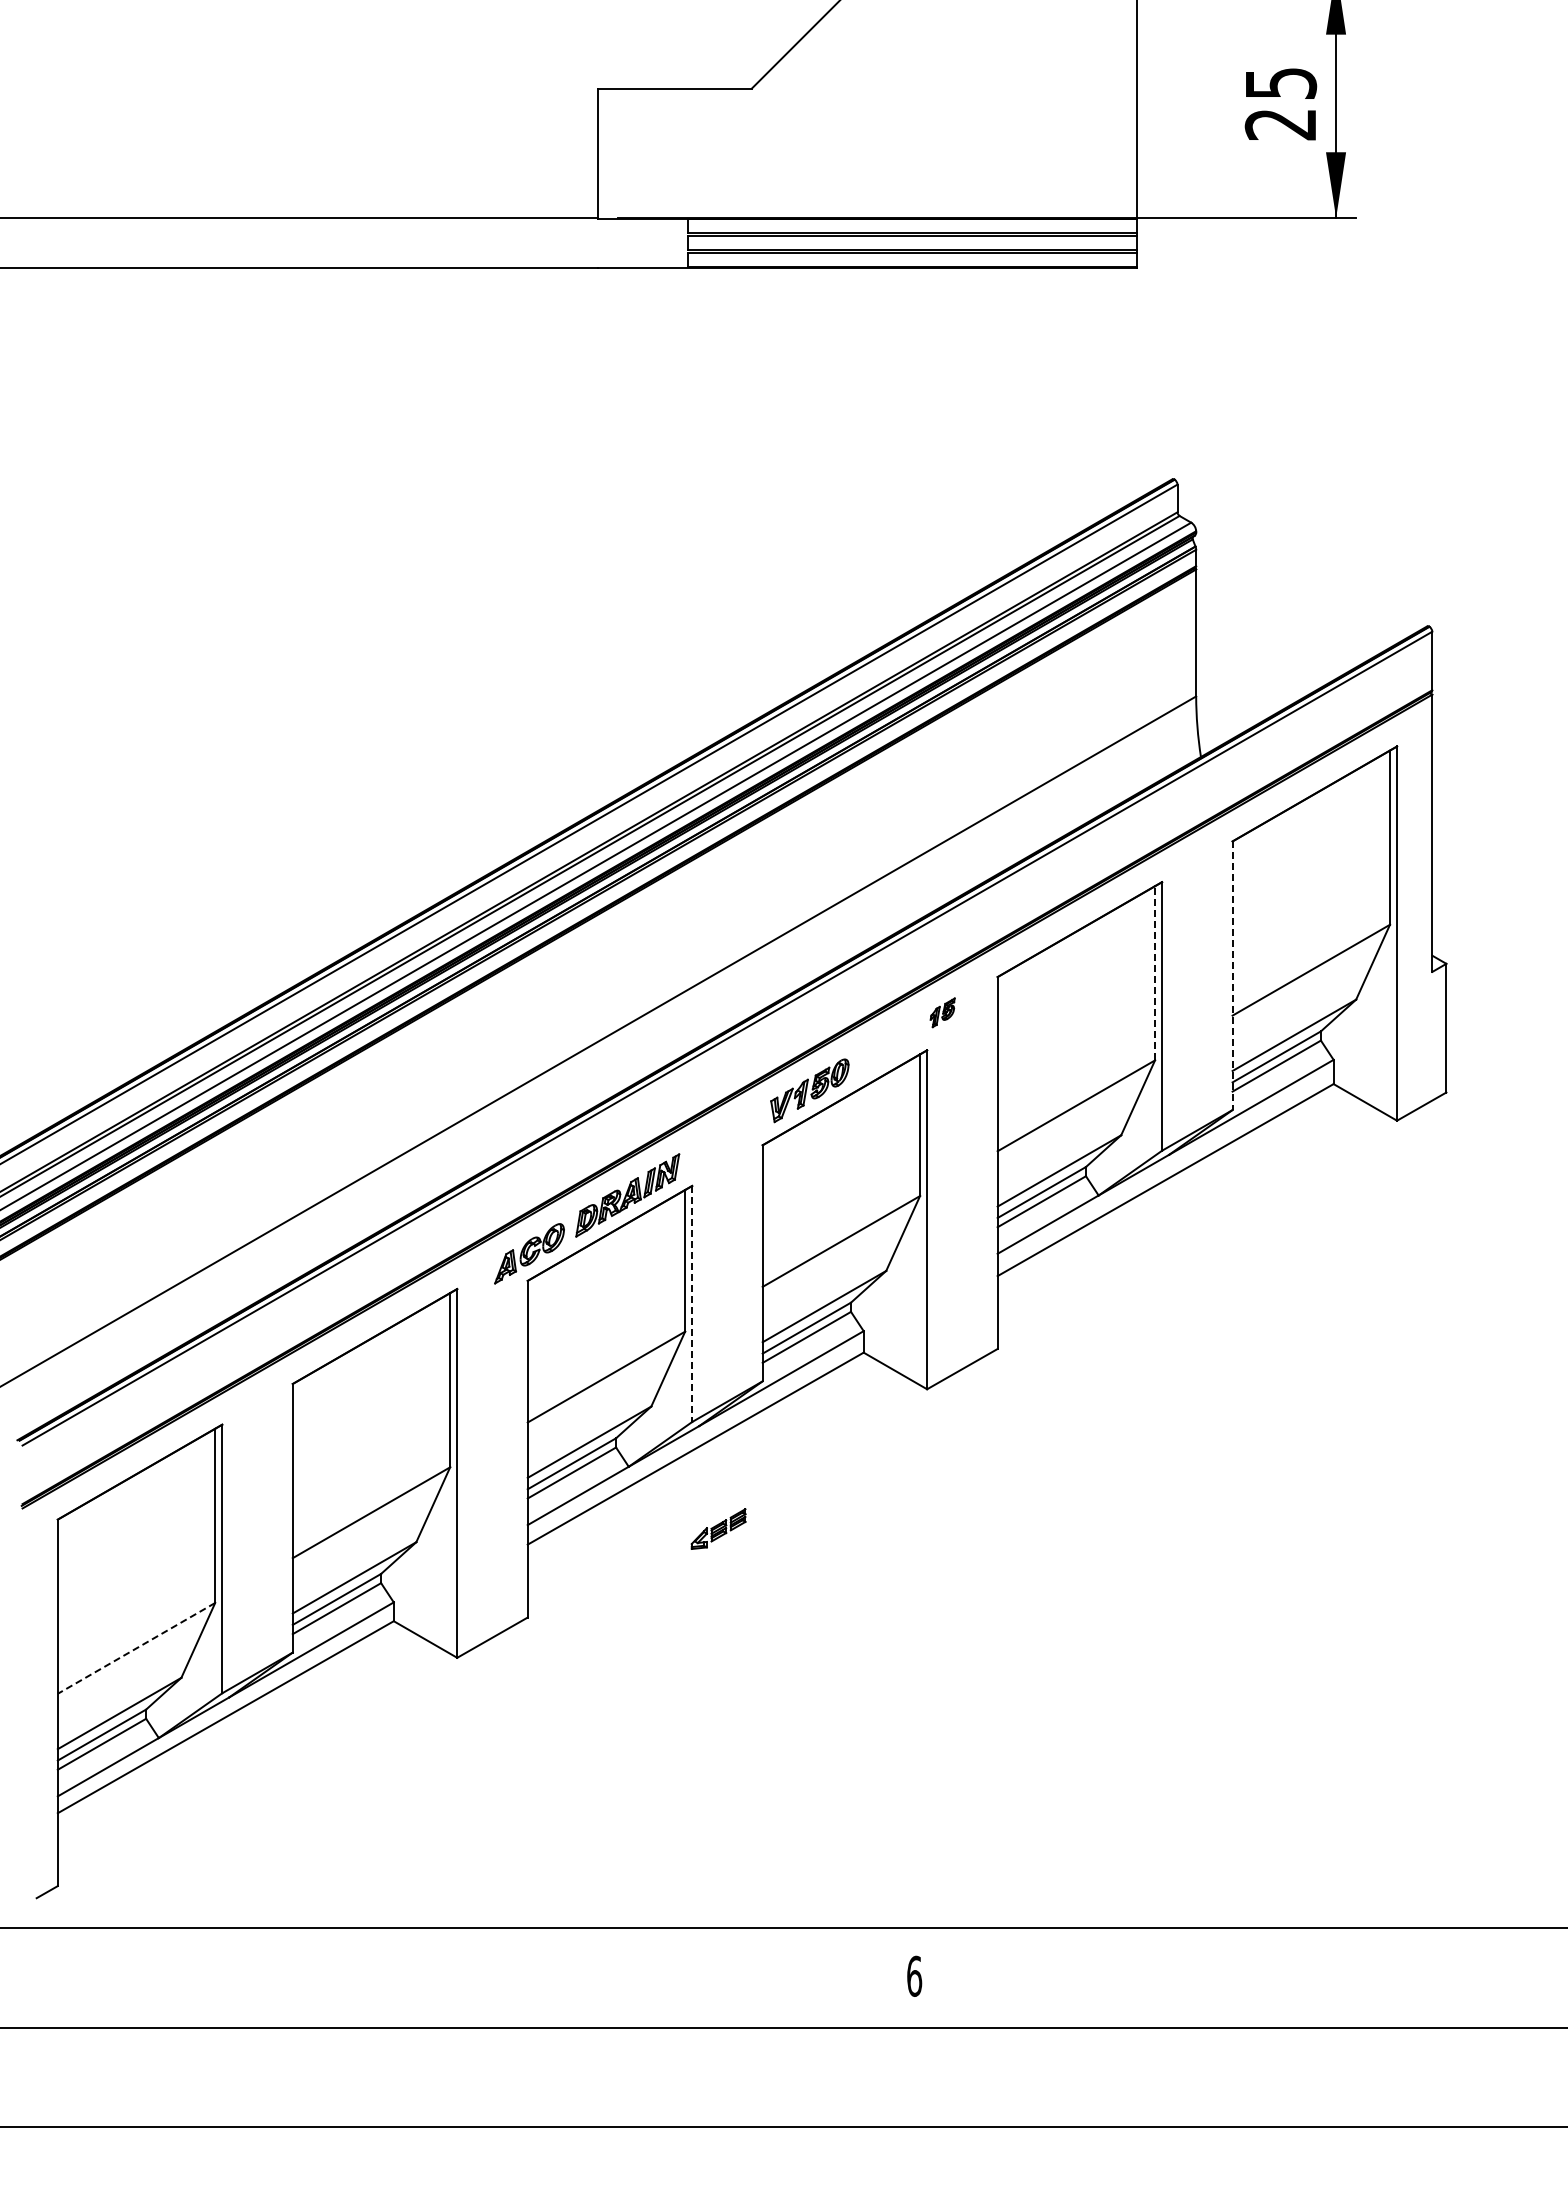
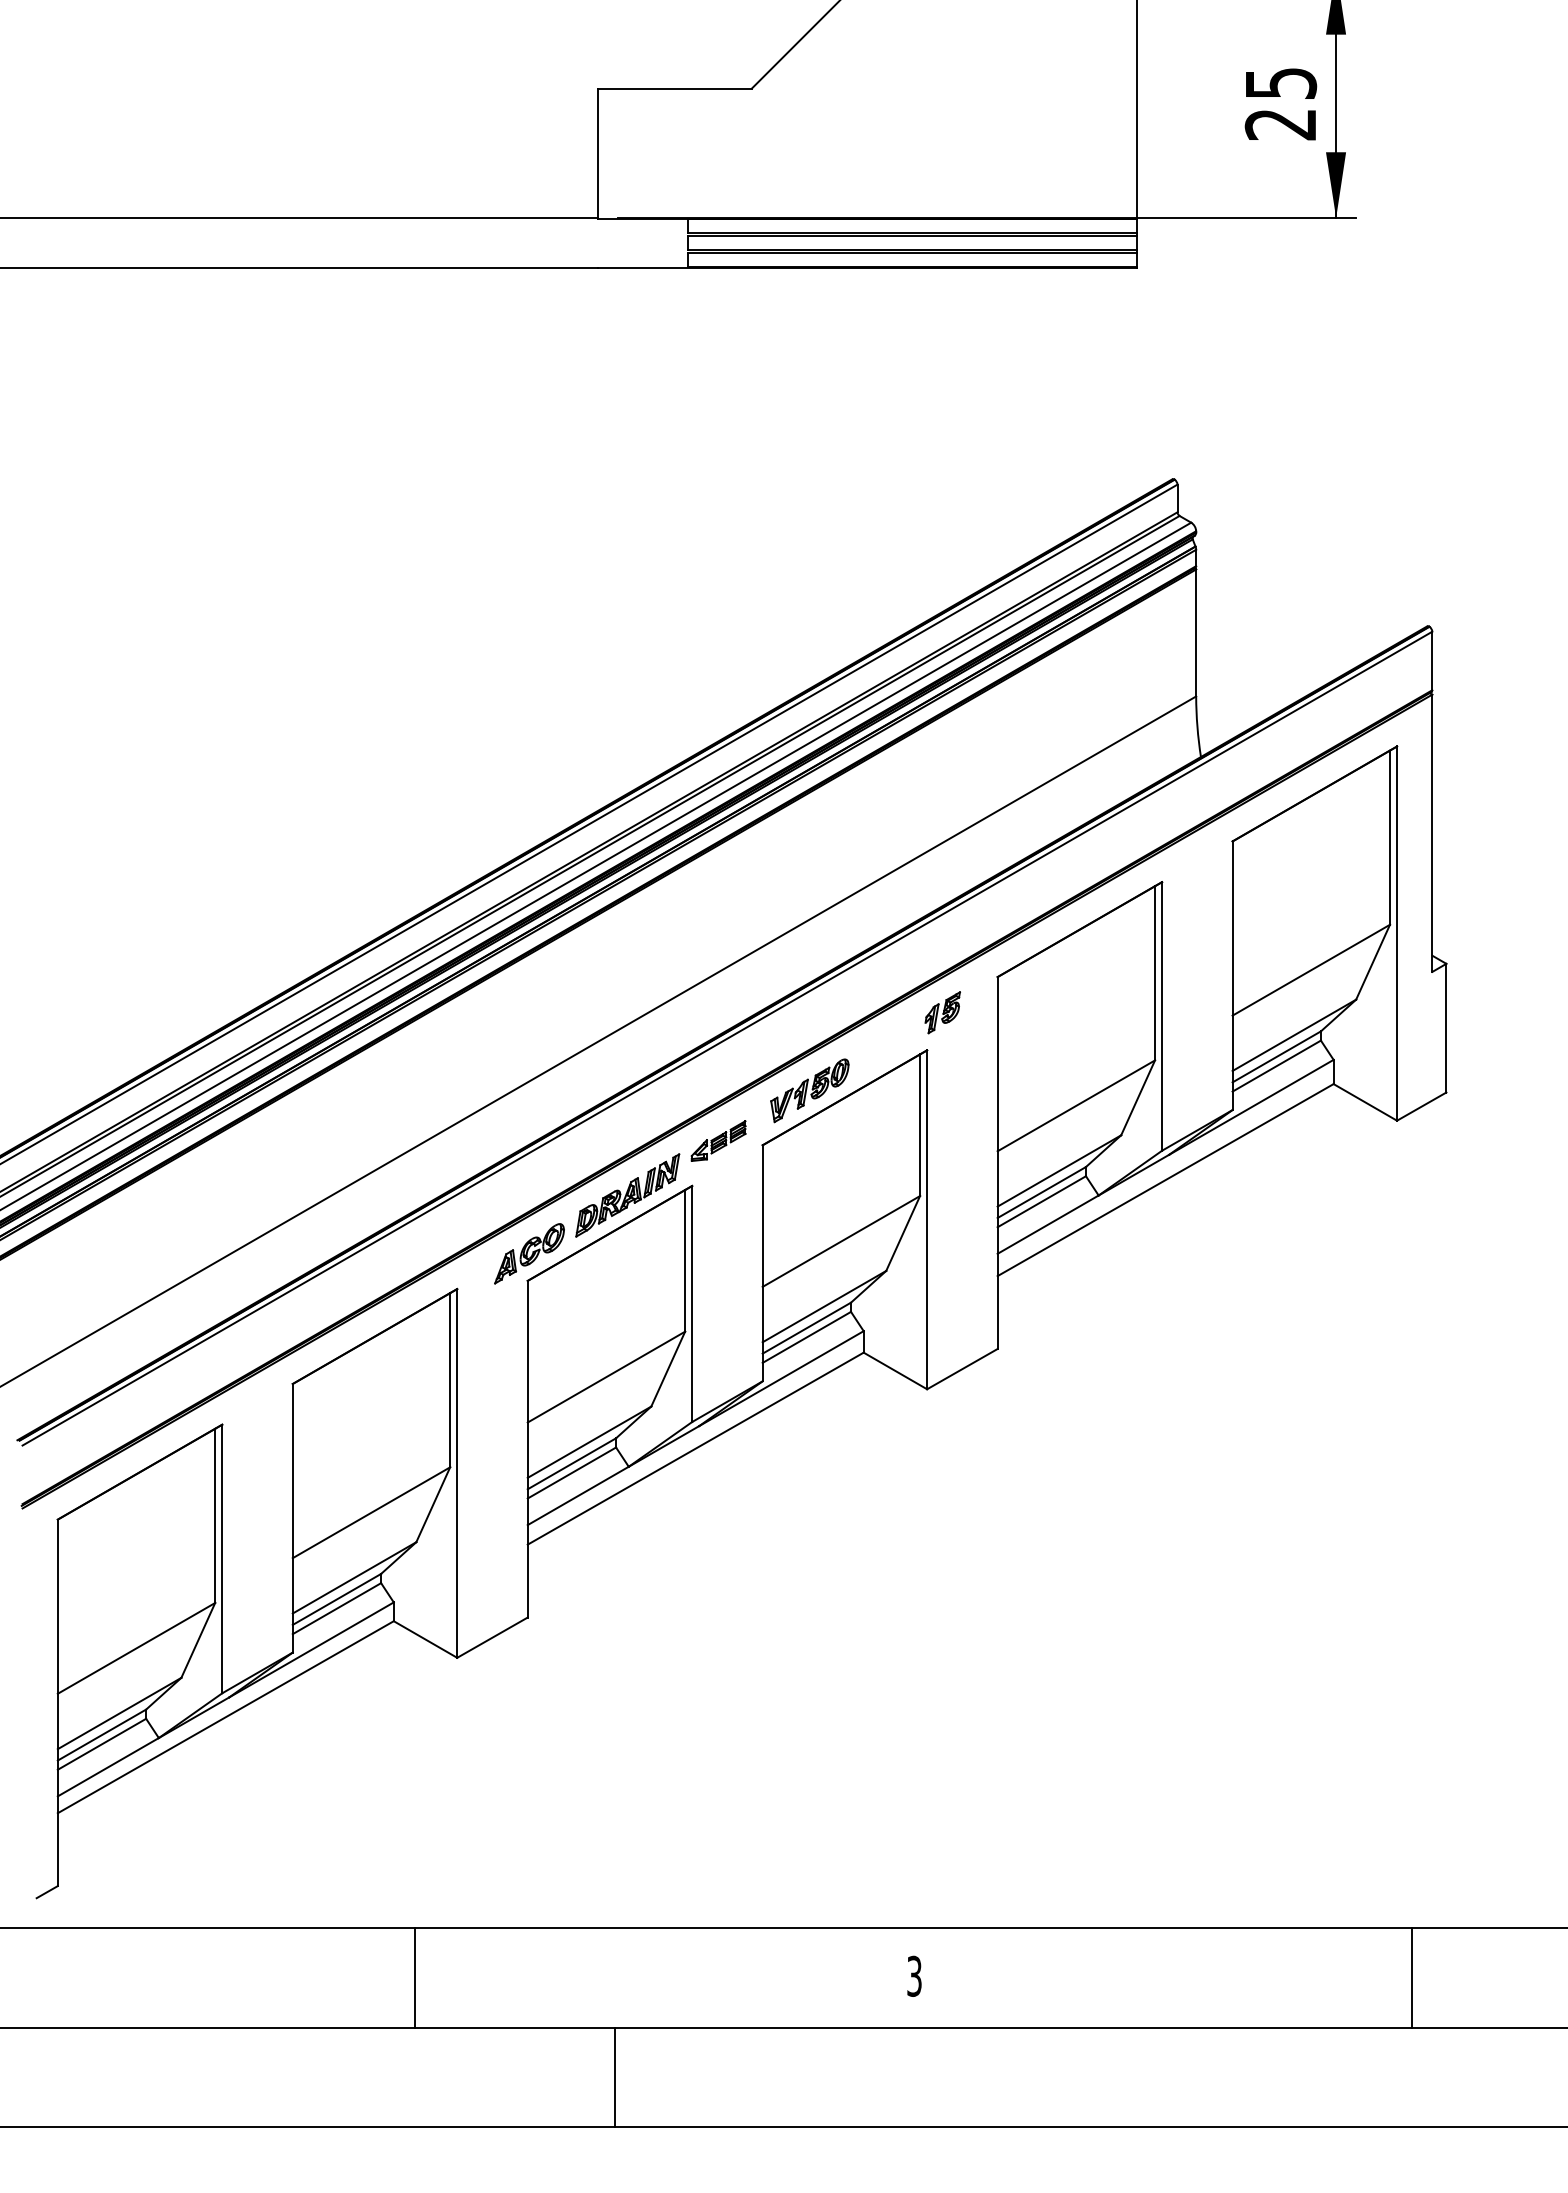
line: dashed -> solid (1155, 972)
line: dashed -> solid (1232, 976)
part size: 27x32 px -> 37x44 px (942, 1012)
line: dashed -> solid (692, 1304)
part position: (718, 1528) -> (718, 1140) (718, 1140)
line: dashed -> solid (136, 1648)
text: 6 -> 3 (914, 1975)
line: none -> present (415, 1977)
line: none -> present (1412, 1977)
line: none -> present (614, 2077)
